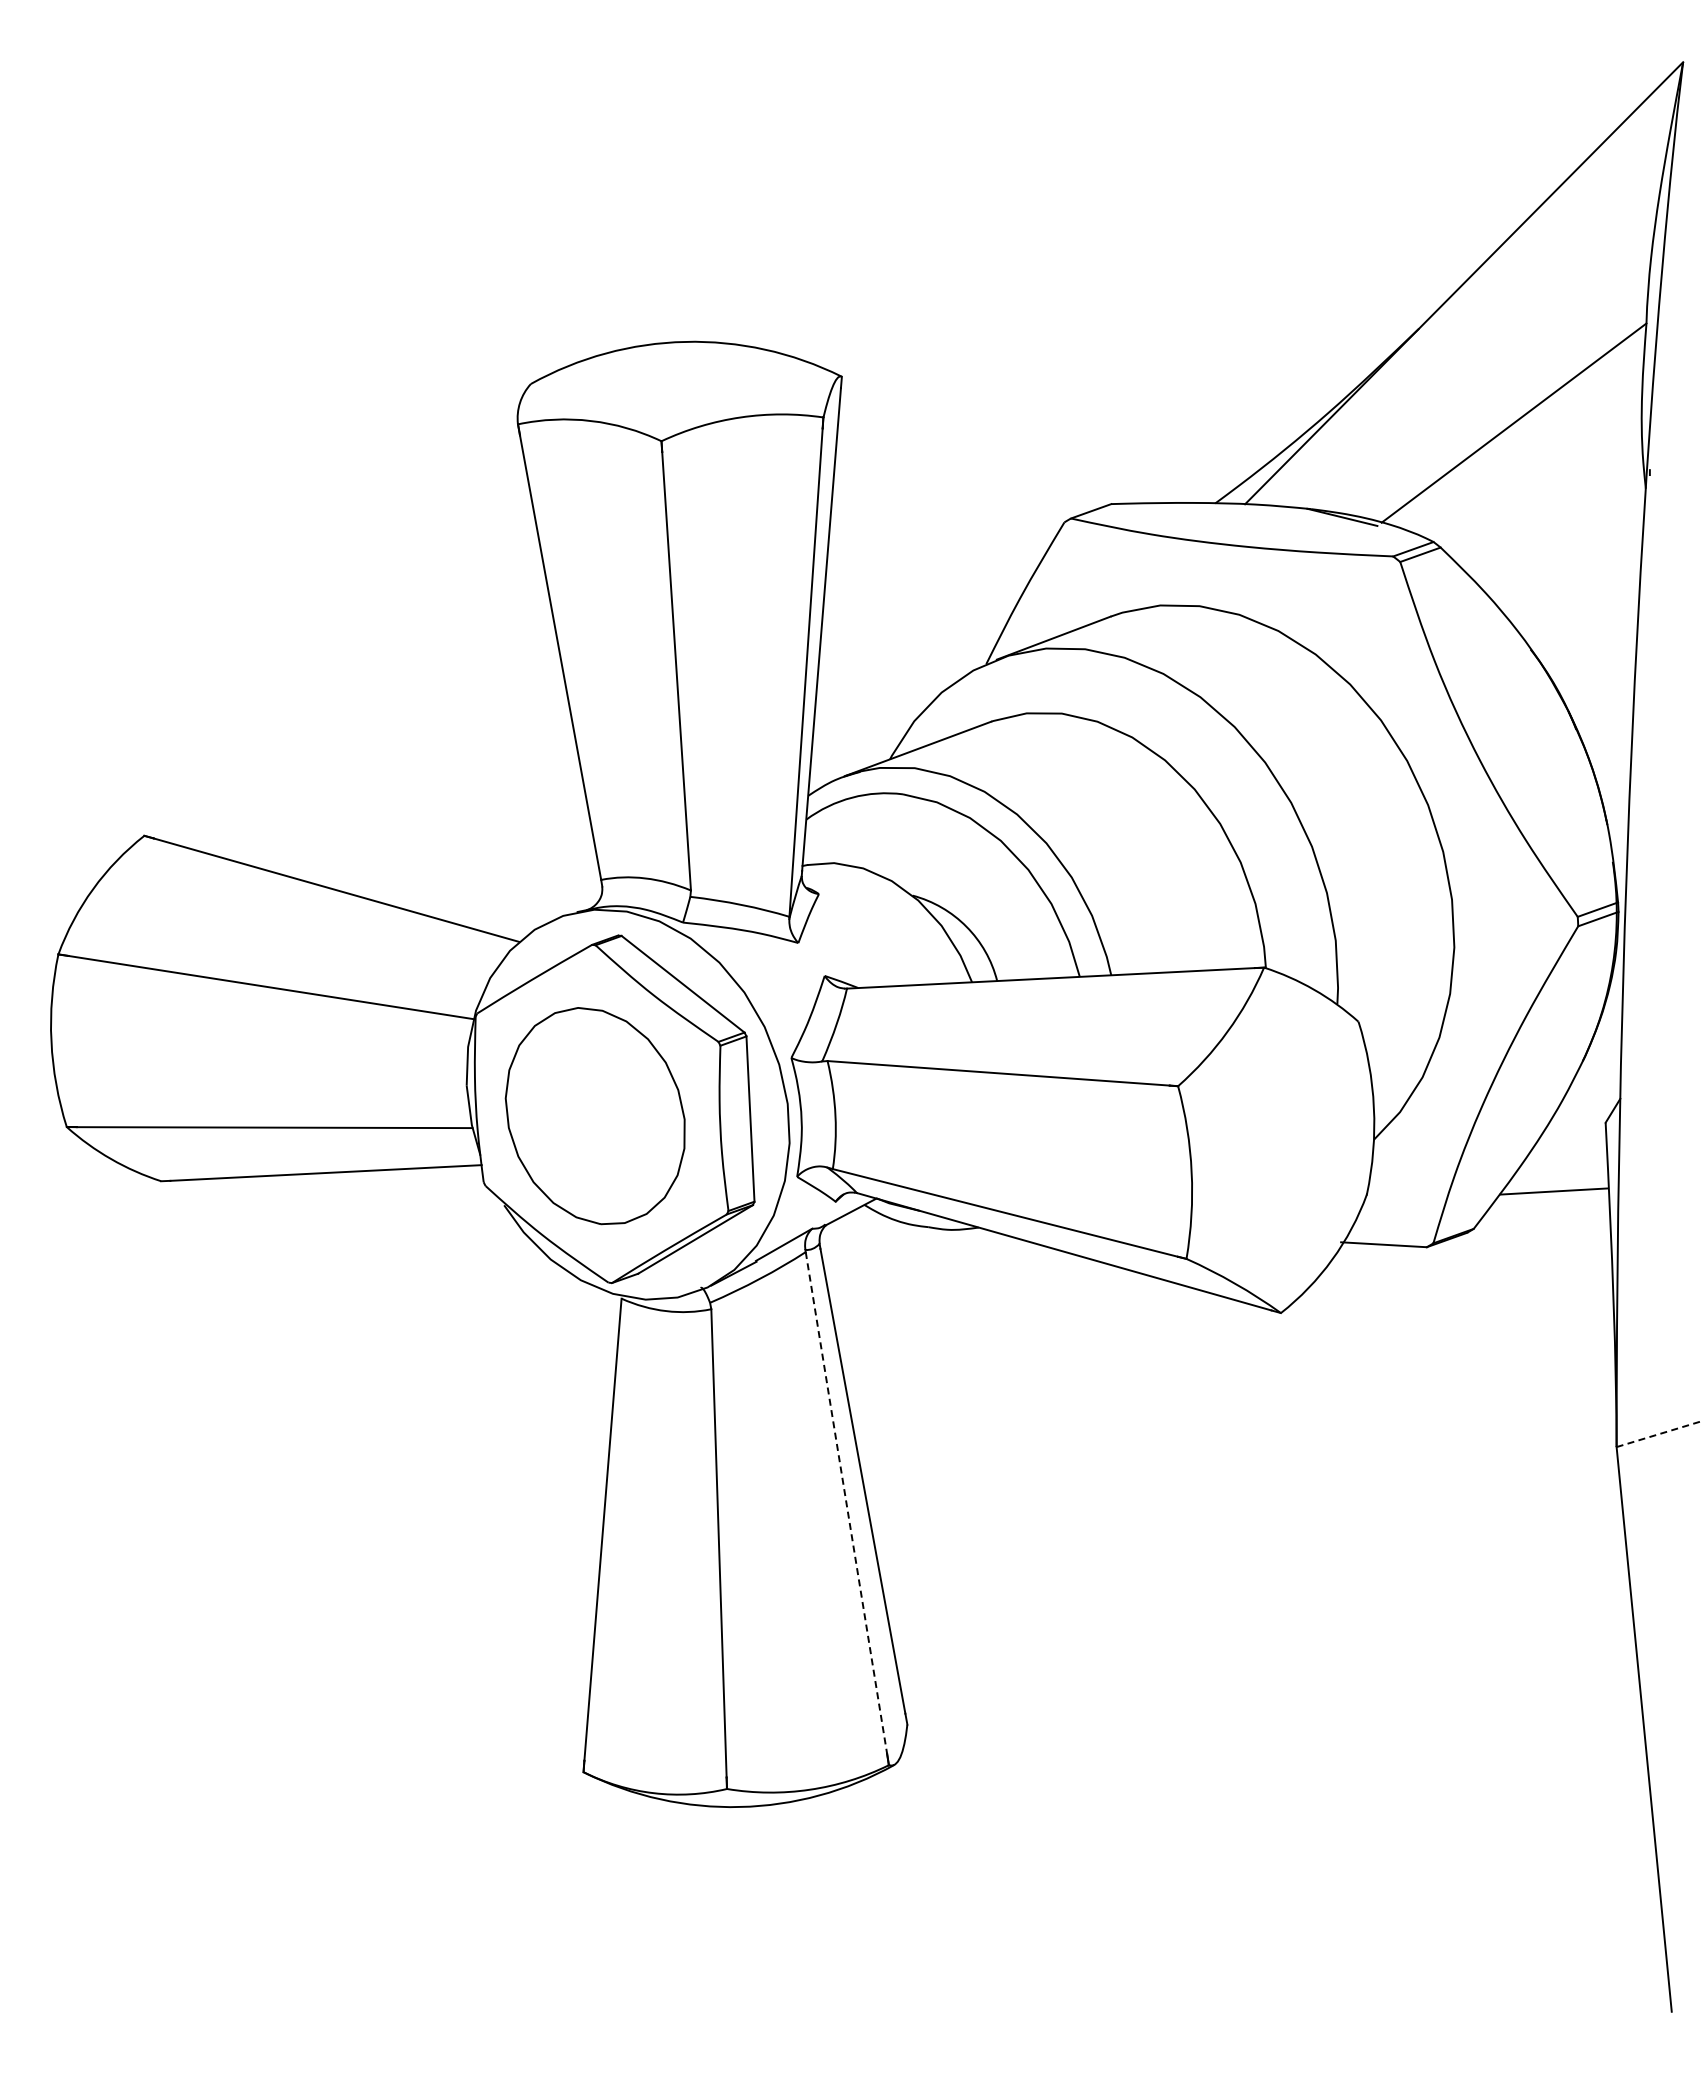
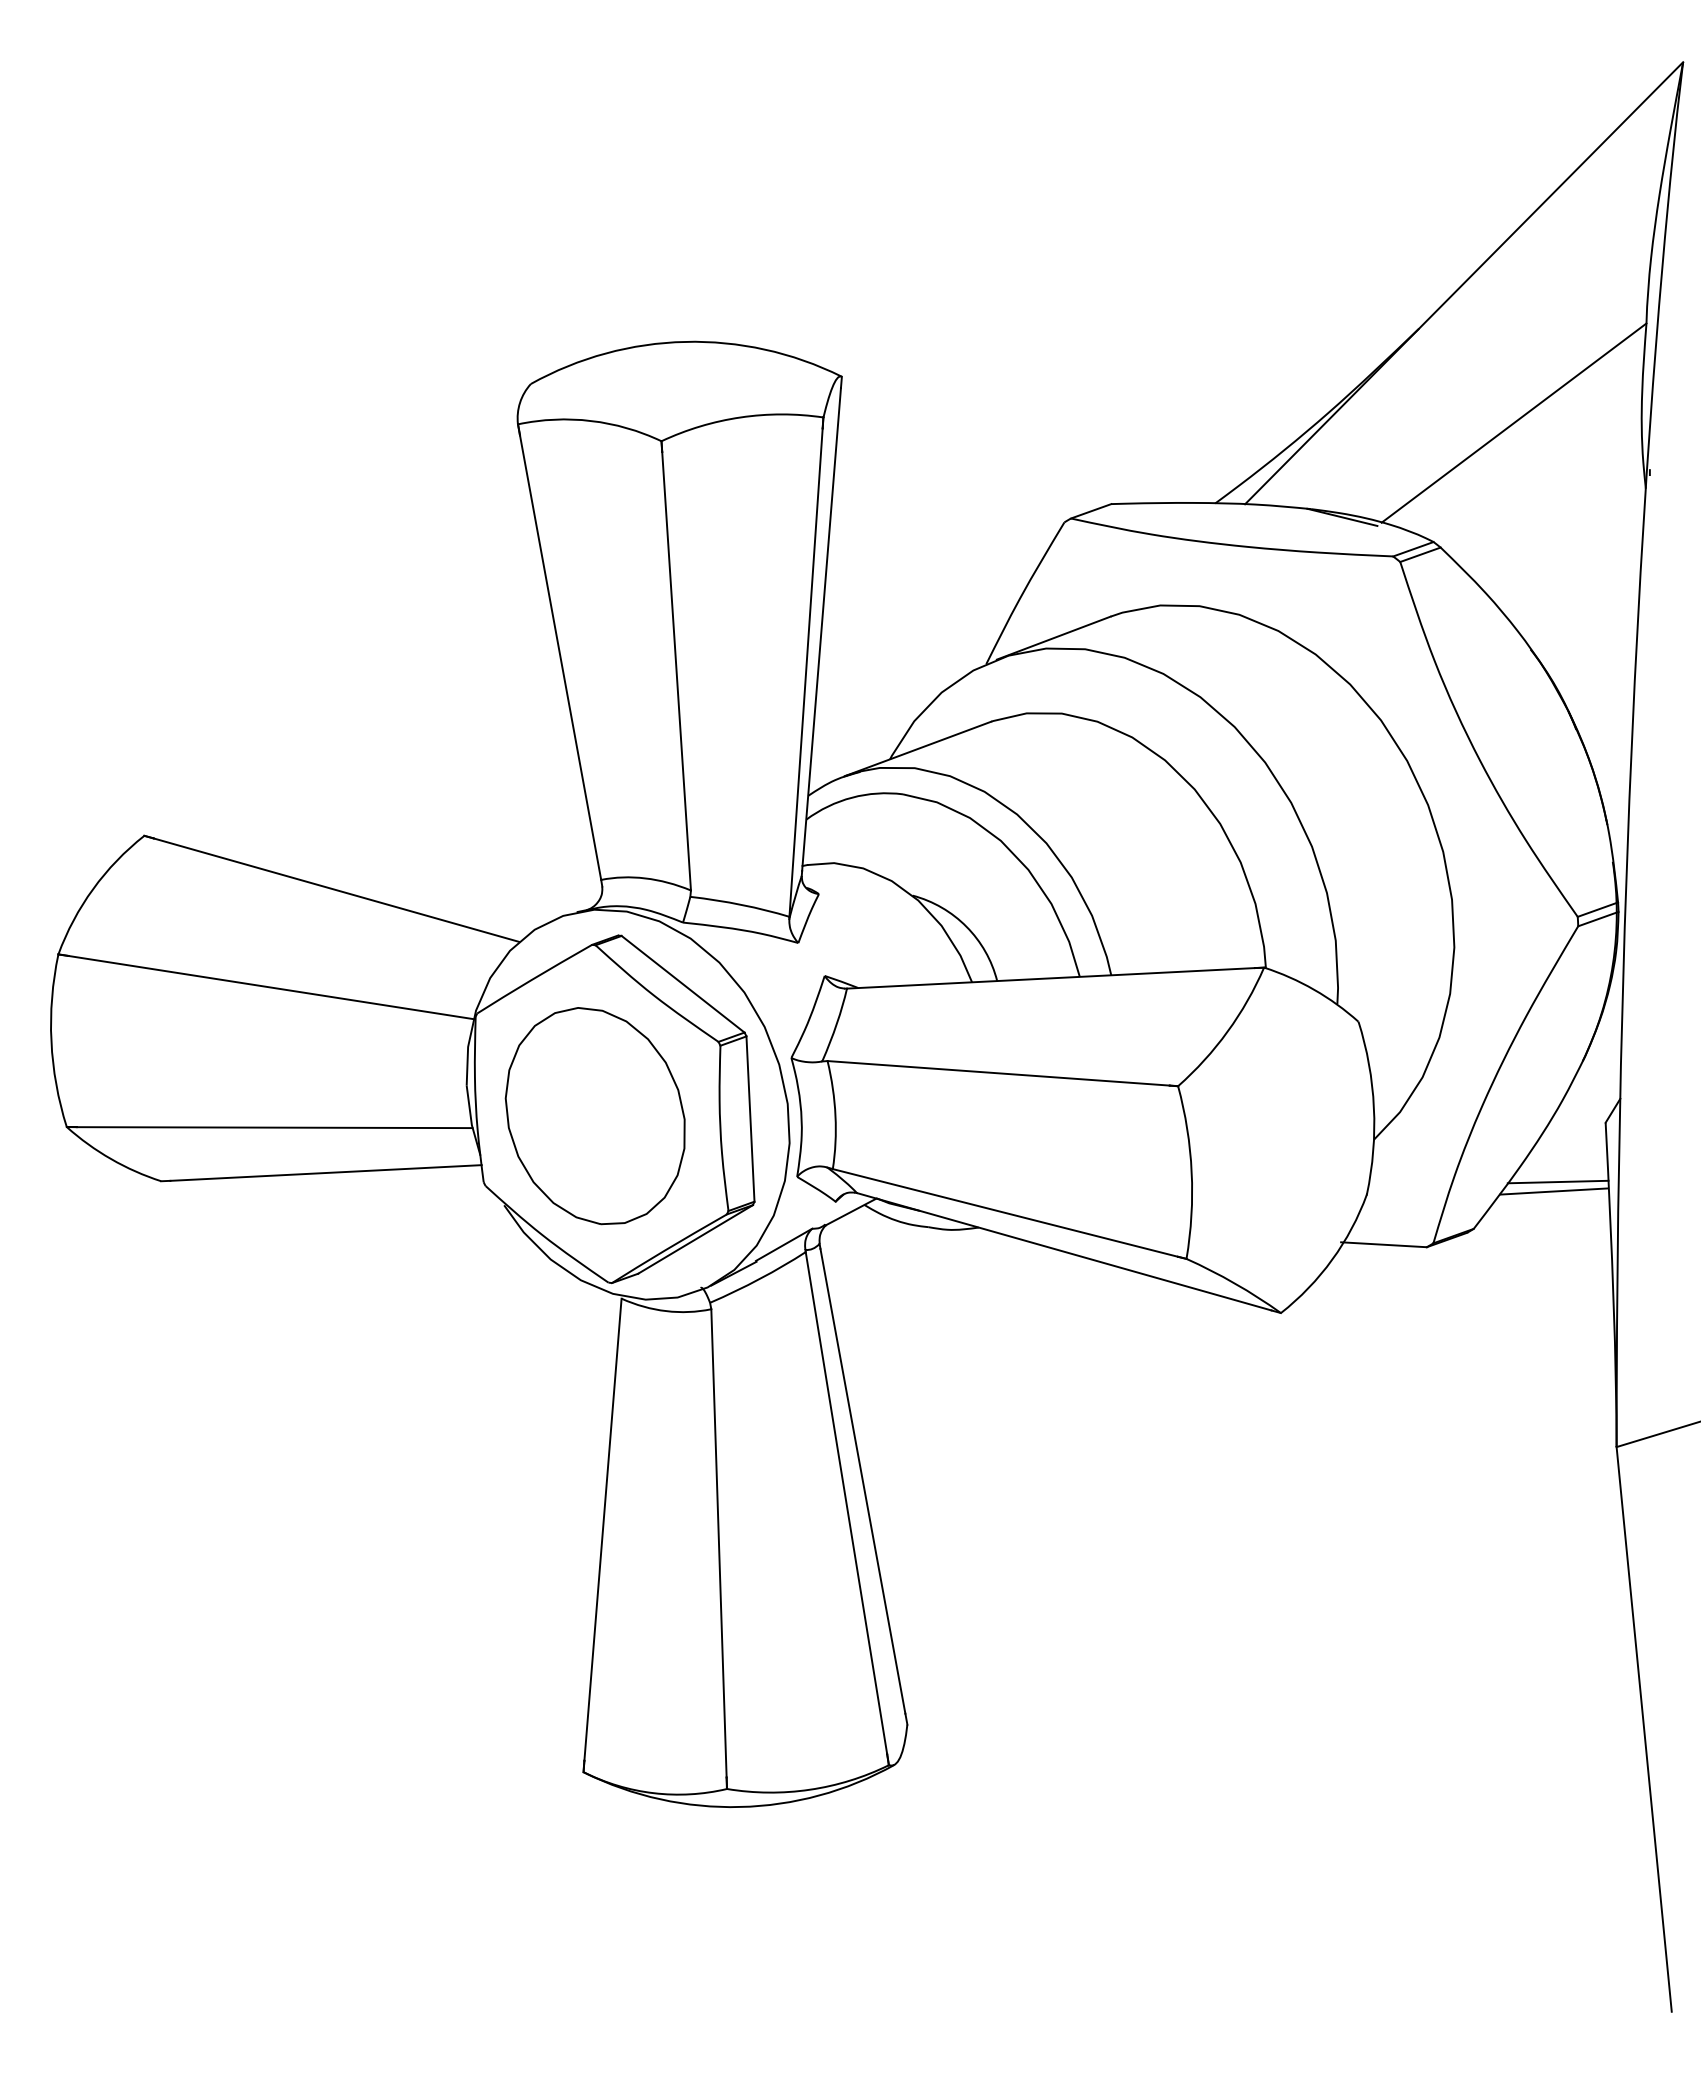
line: none -> present (1557, 1181)
line: dashed -> solid (1658, 1434)
line: dashed -> solid (846, 1503)
